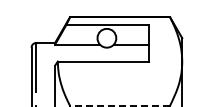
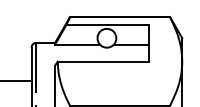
line: none -> present (16, 80)
line: dashed -> solid (120, 105)
